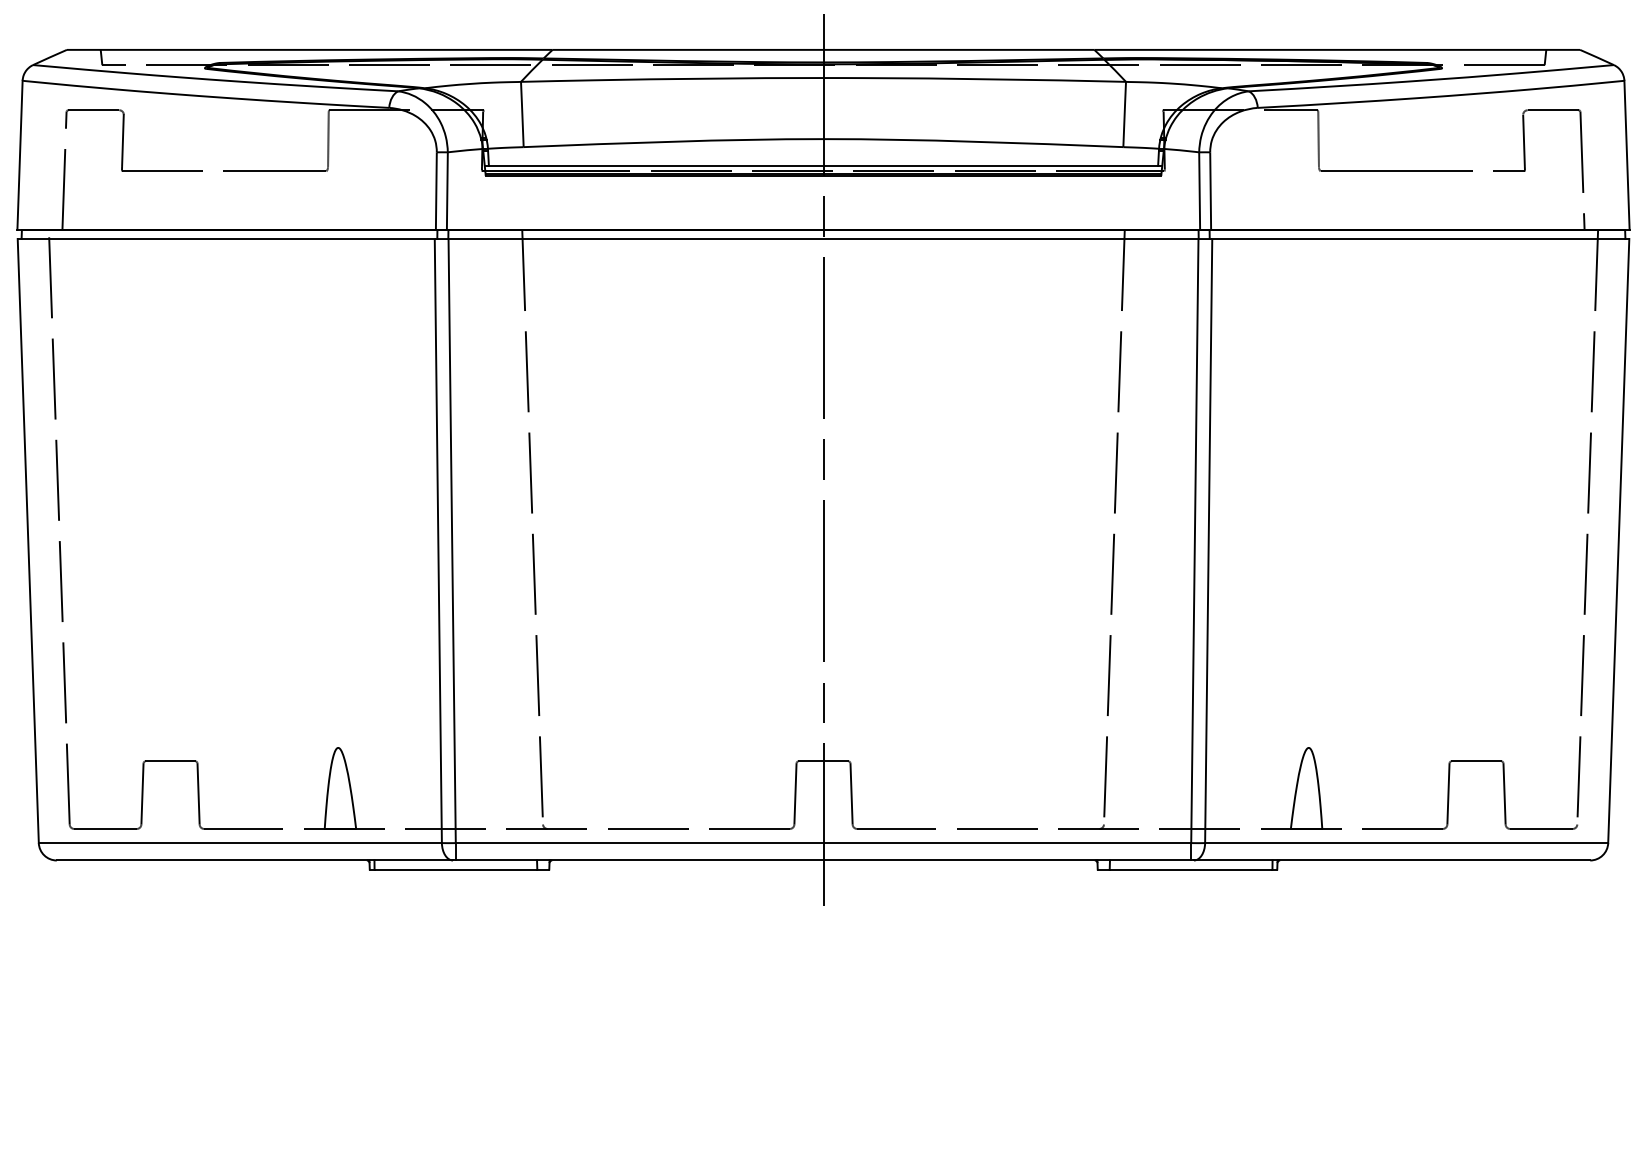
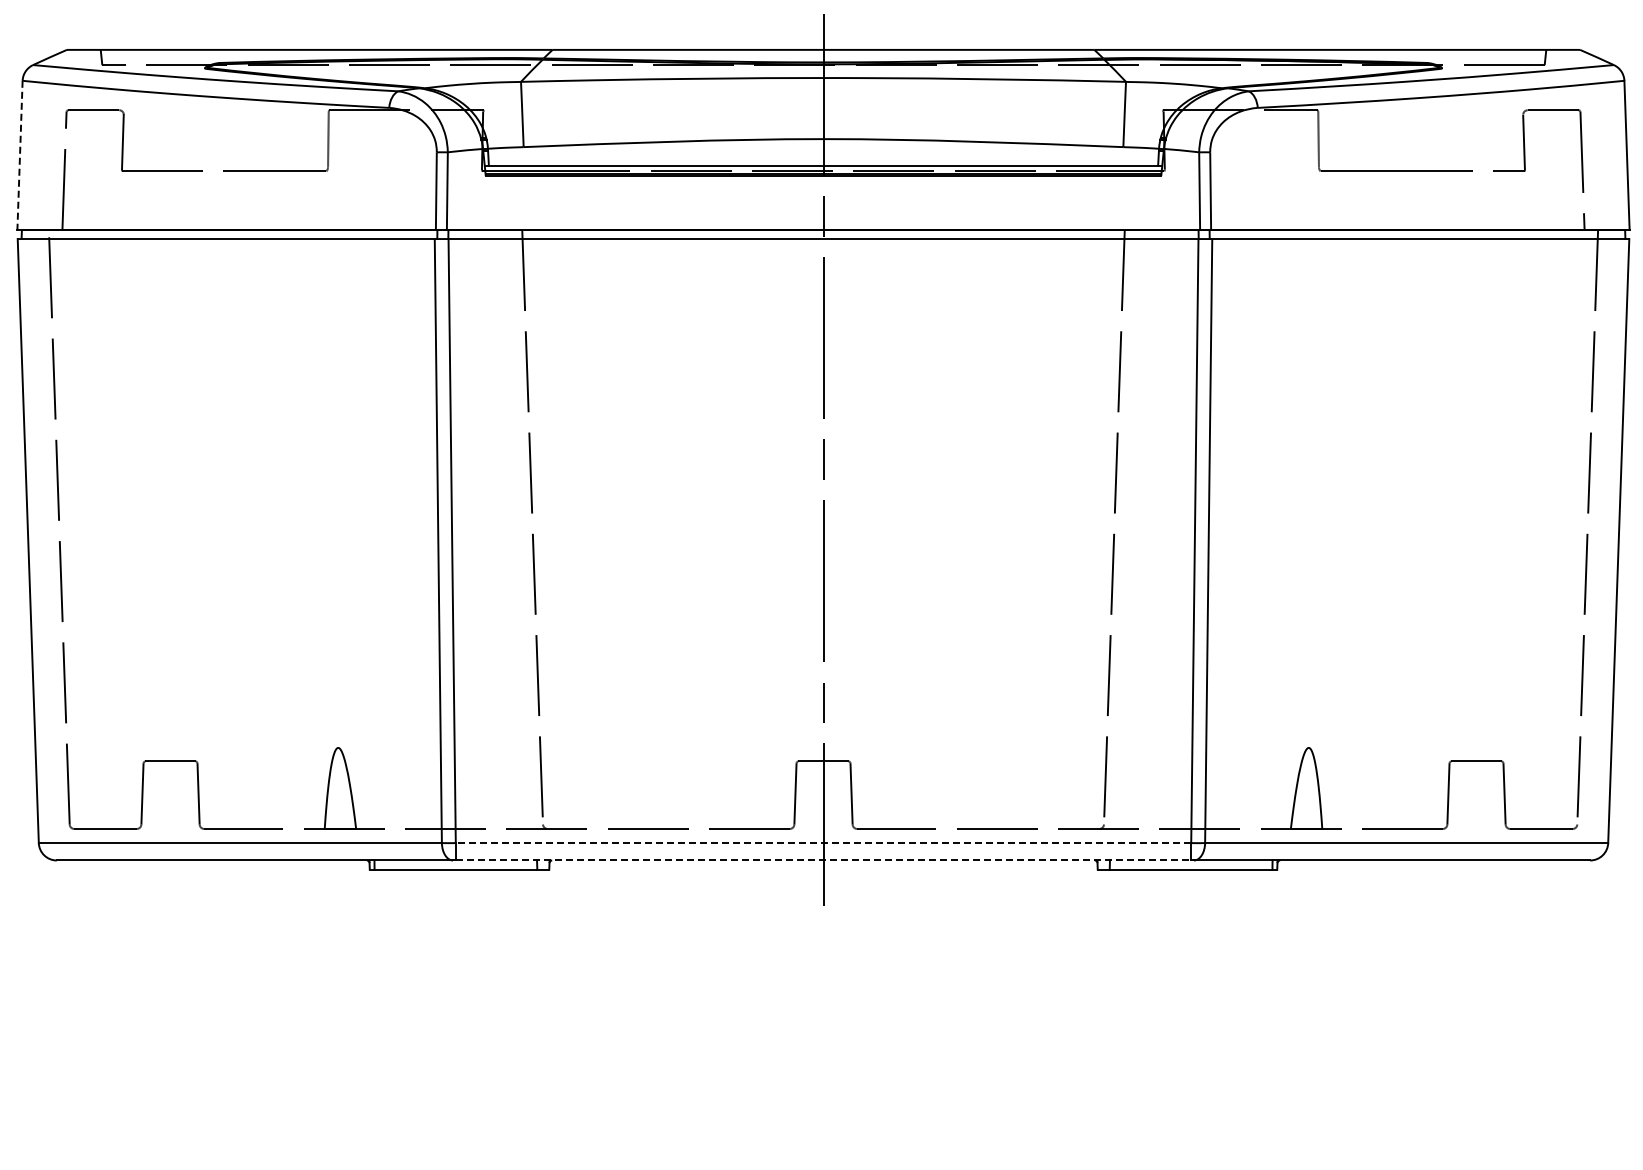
line: solid -> dashed (20, 155)
line: solid -> dashed (823, 843)
line: solid -> dashed (823, 860)
